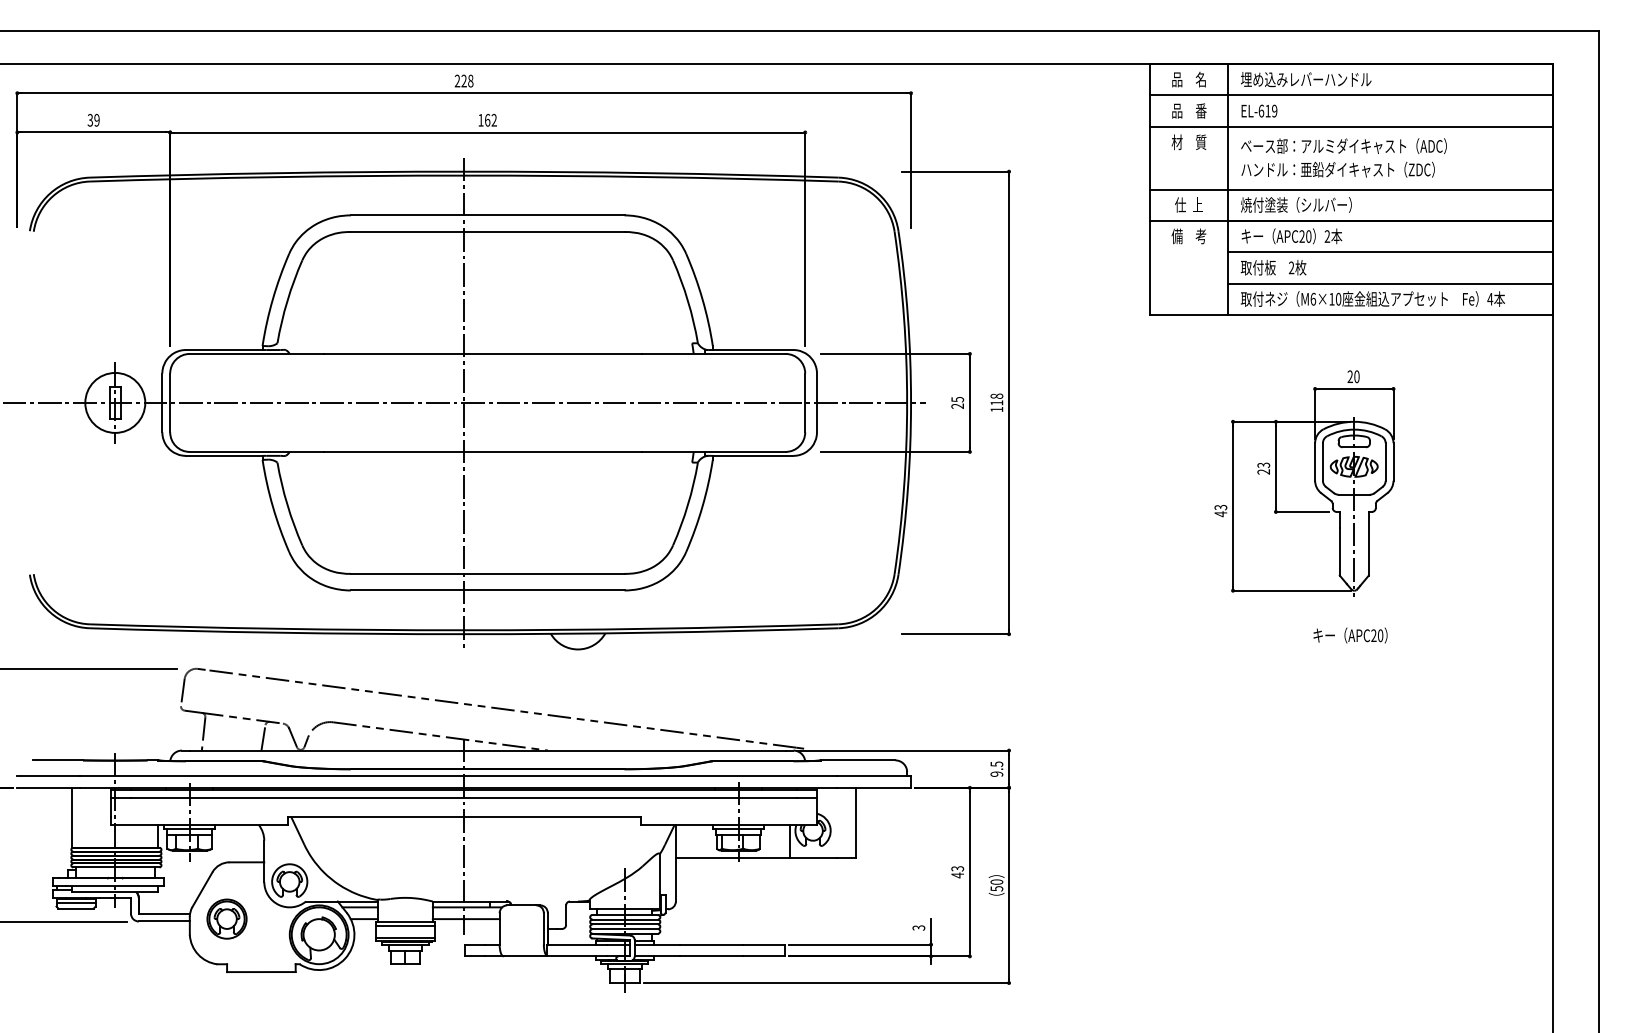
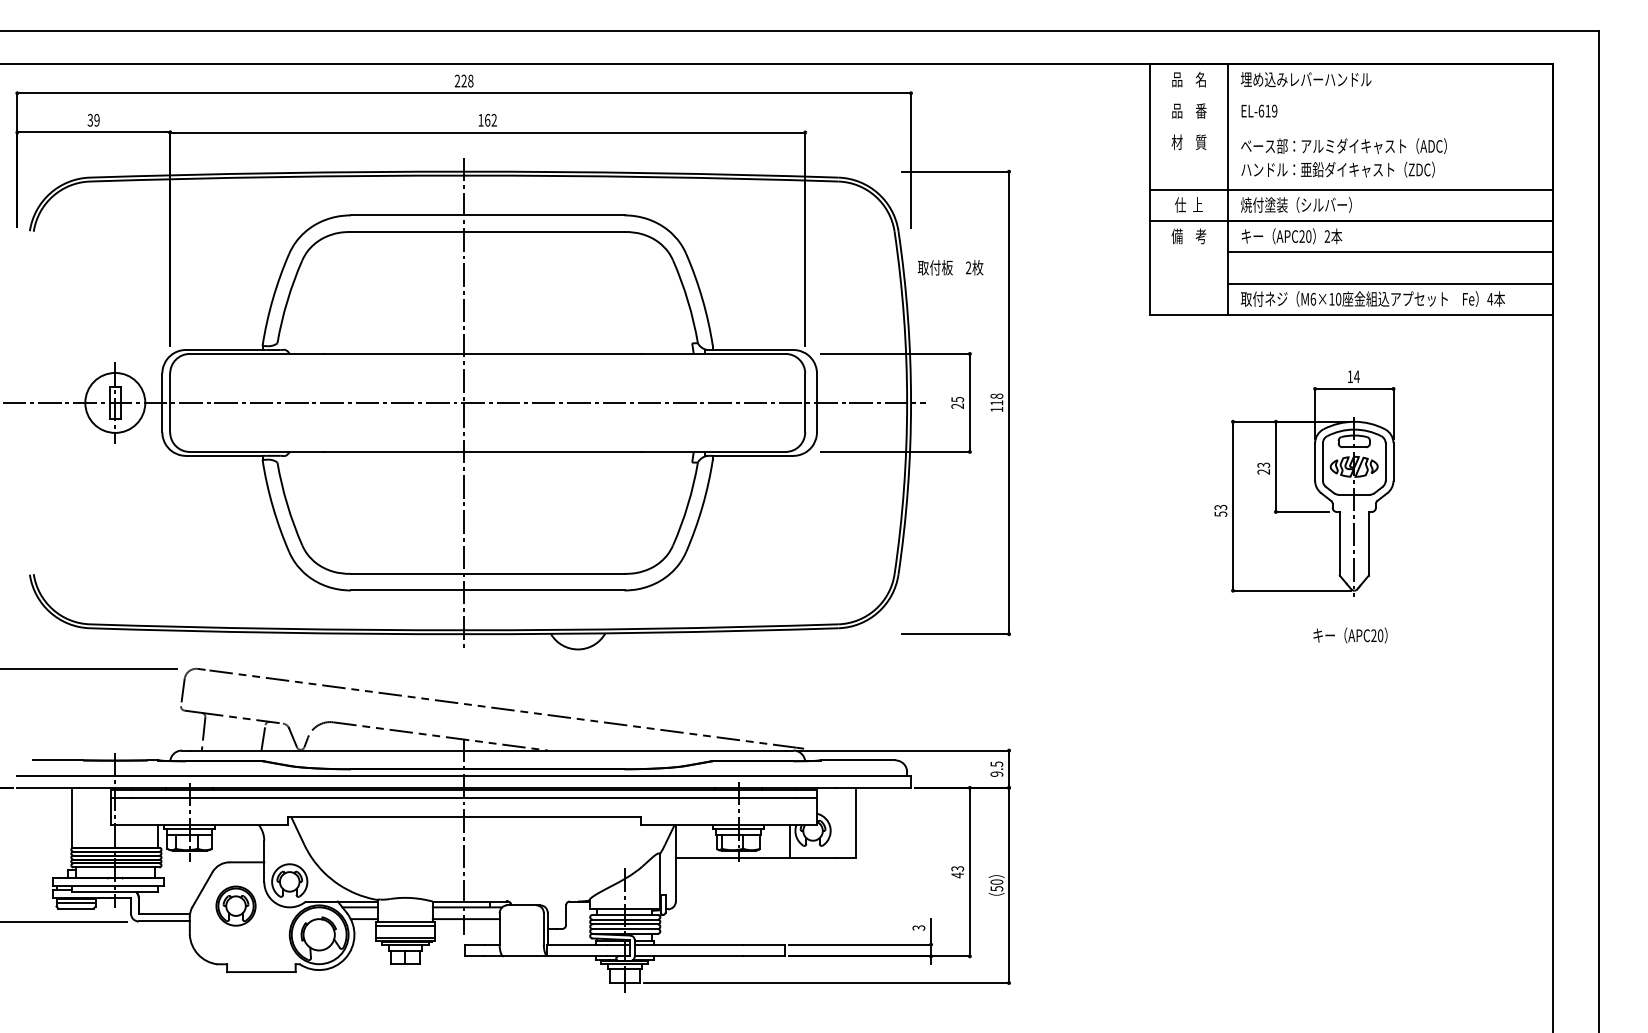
line: present -> none (1351, 95)
line: present -> none (1351, 126)
text position: (1273, 267) -> (950, 267) (950, 267)
text: 20 -> 14 (1353, 376)
text: 43 -> 53 (1220, 514)
part position: (226, 918) -> (235, 905) (235, 905)
